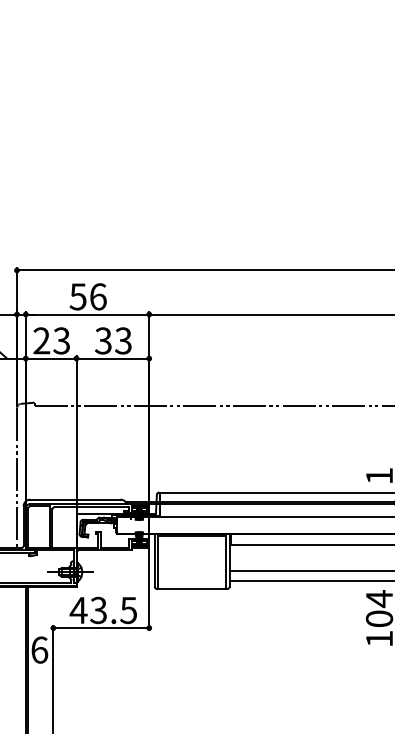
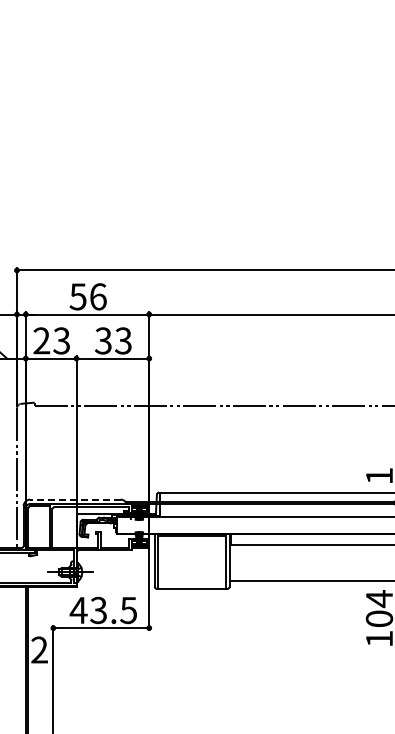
line: solid -> dashed (74, 499)
line: present -> none (310, 571)
text: 6 -> 2 (39, 649)
